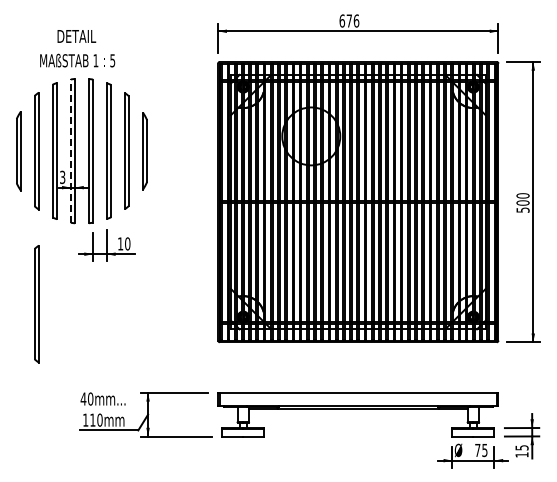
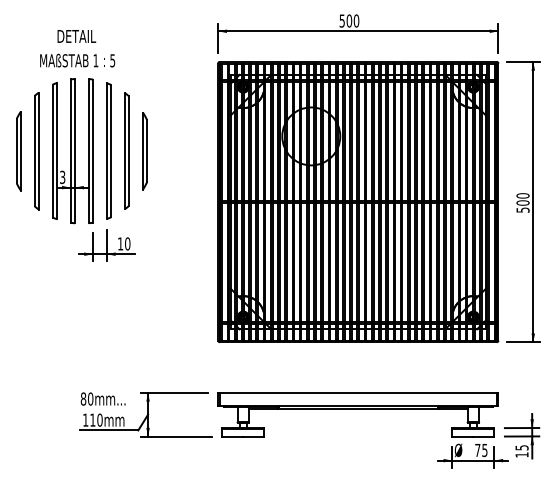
text: 676 -> 500 (349, 20)
line: dashed -> solid (70, 151)
part: present -> none (36, 304)
text: 40mm... -> 80mm... (83, 398)
